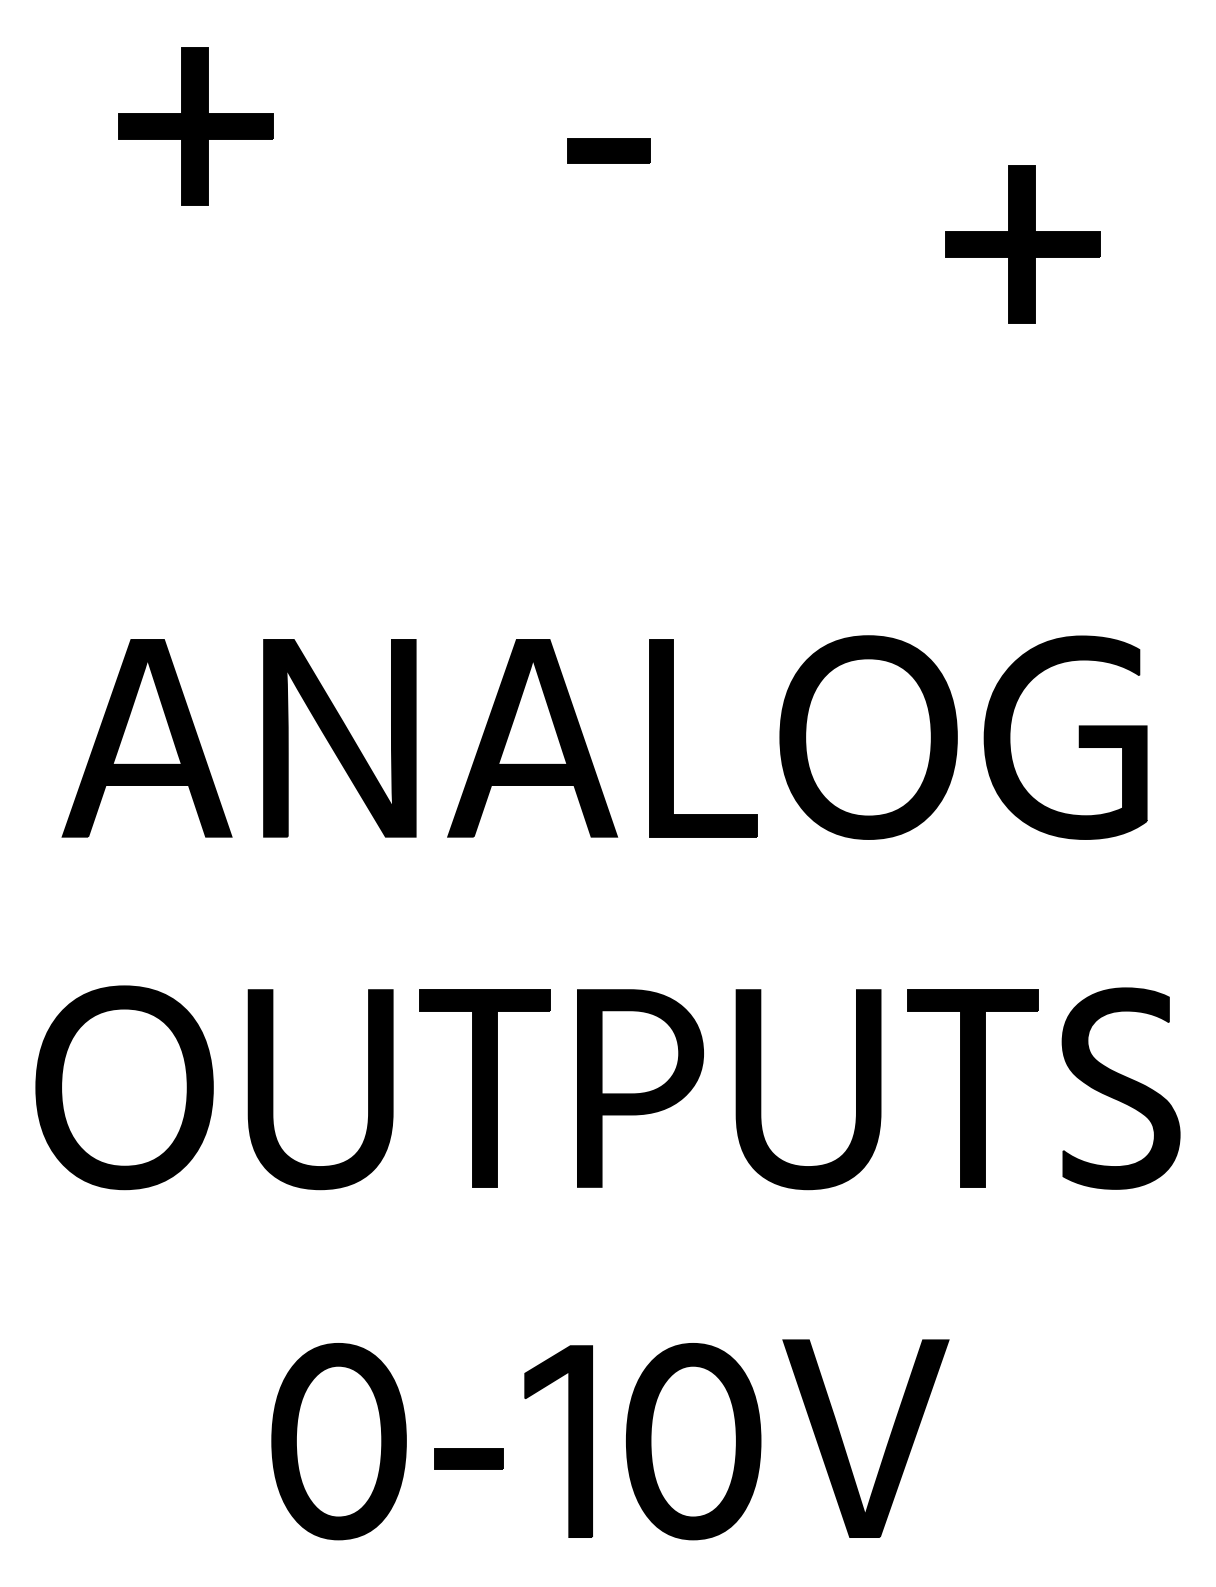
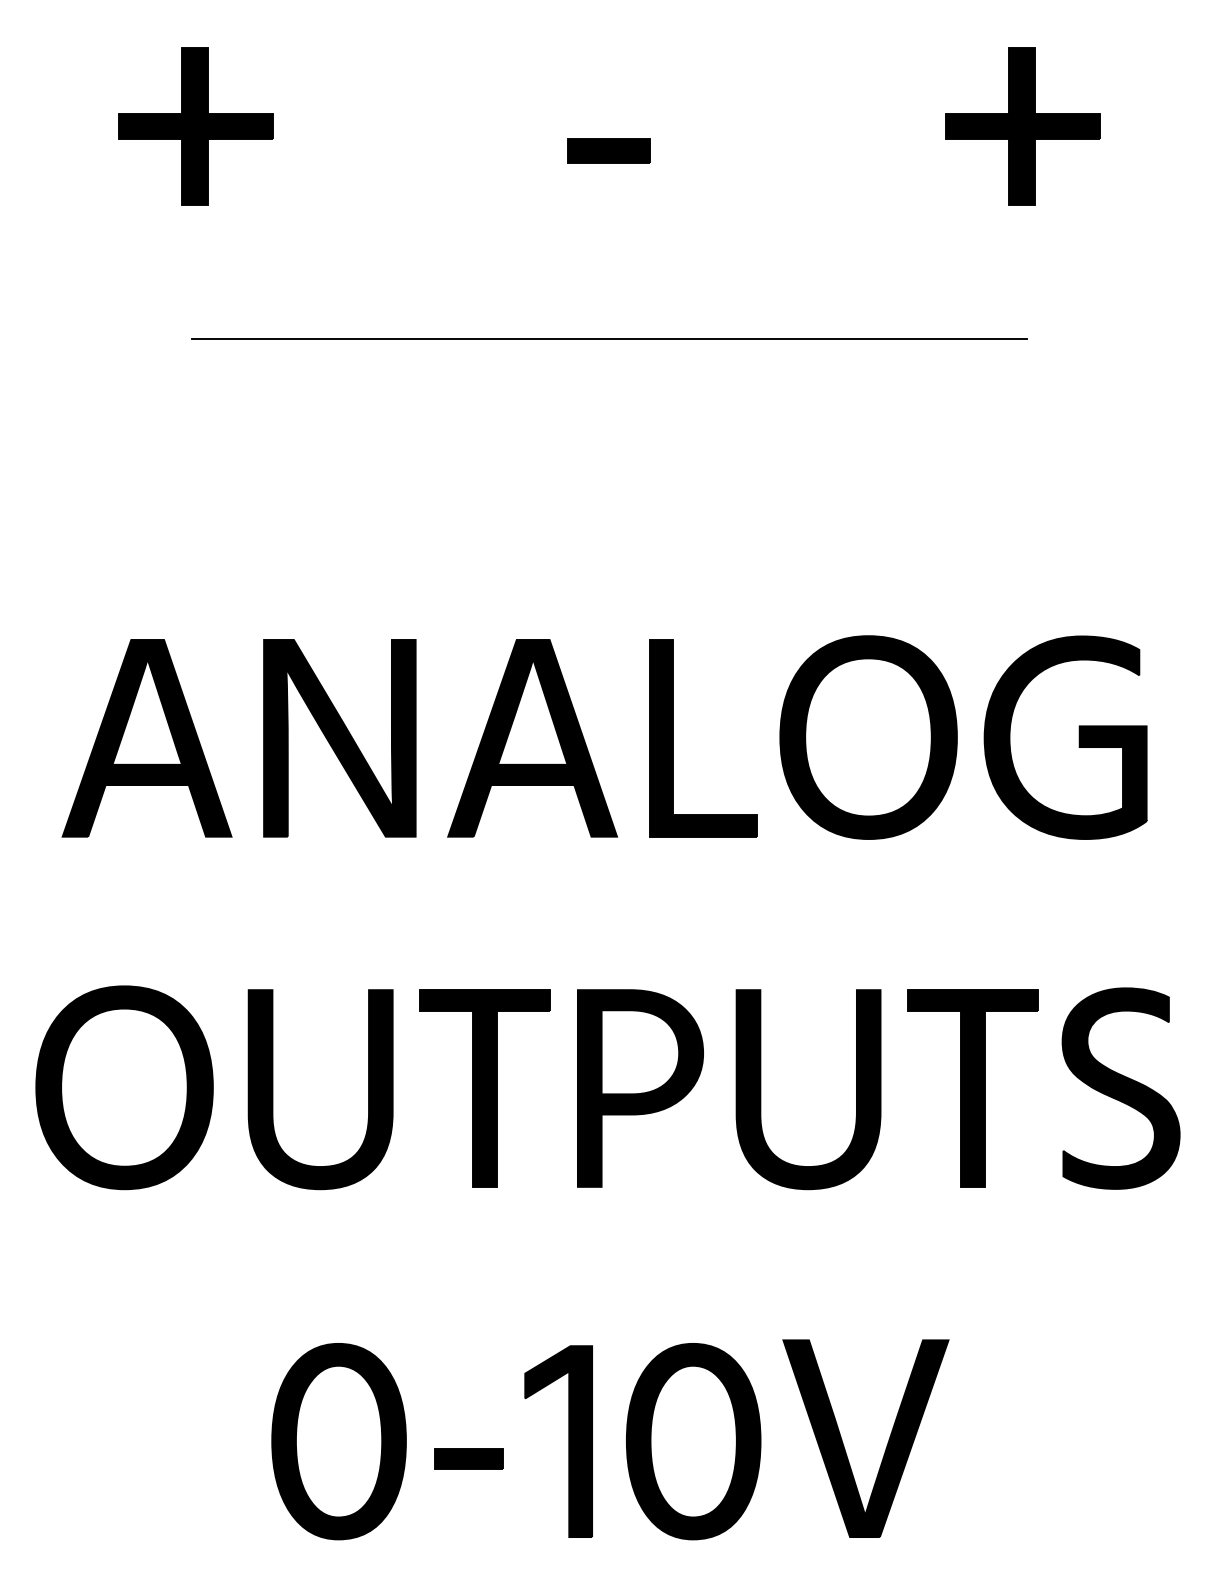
part position: (1022, 244) -> (1022, 126) (1022, 126)
line: none -> present (609, 339)
